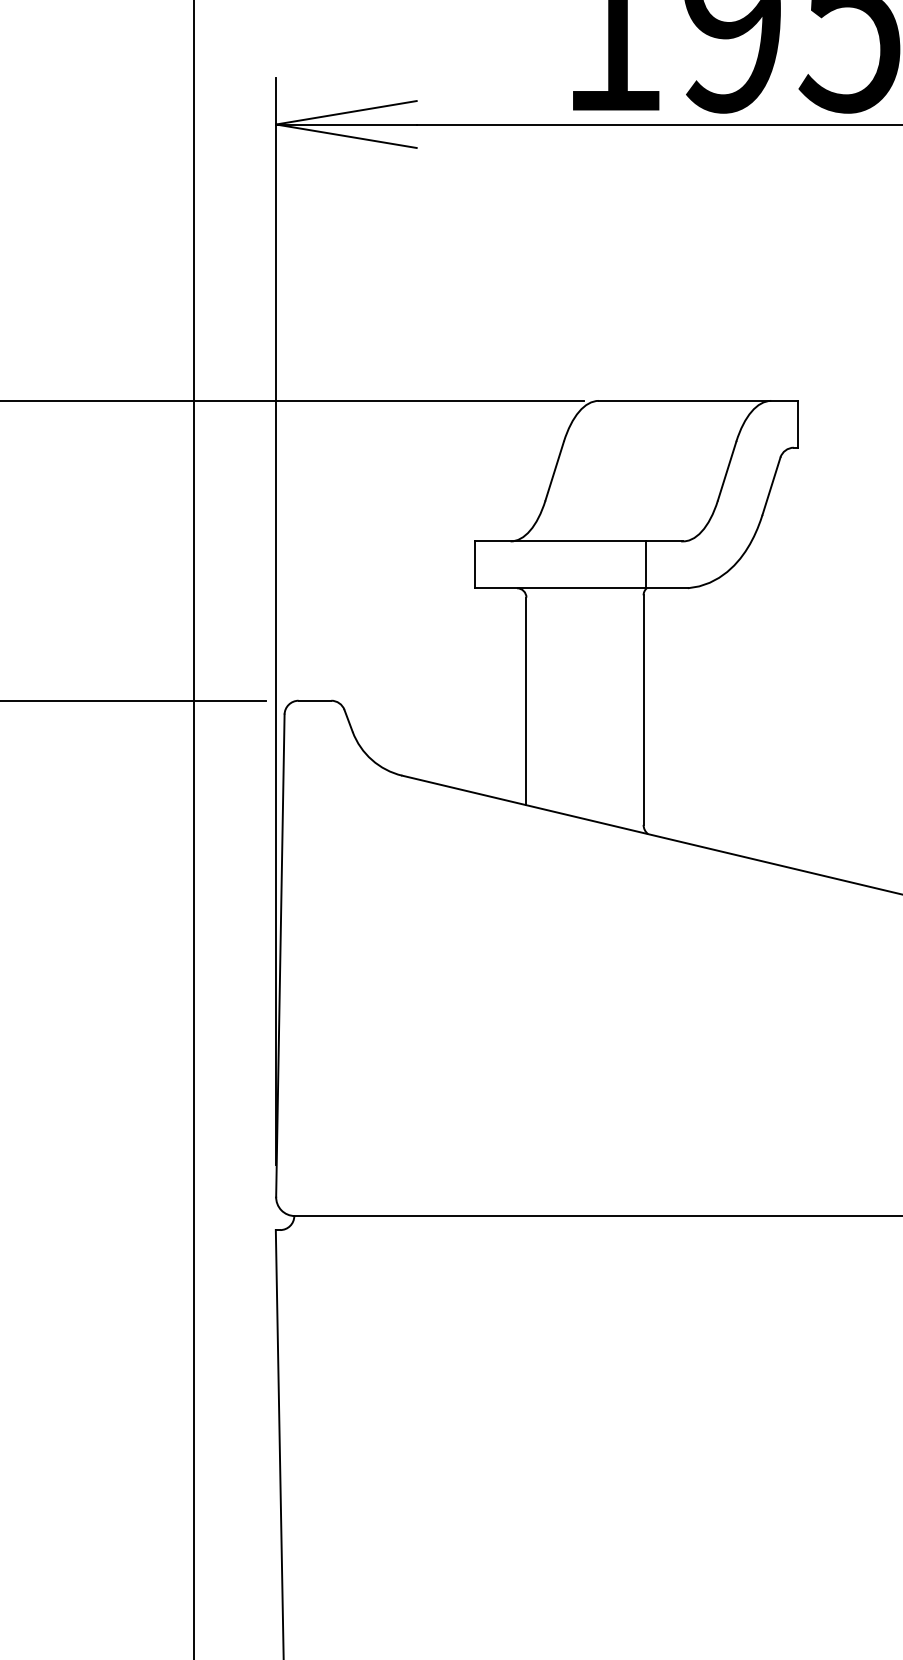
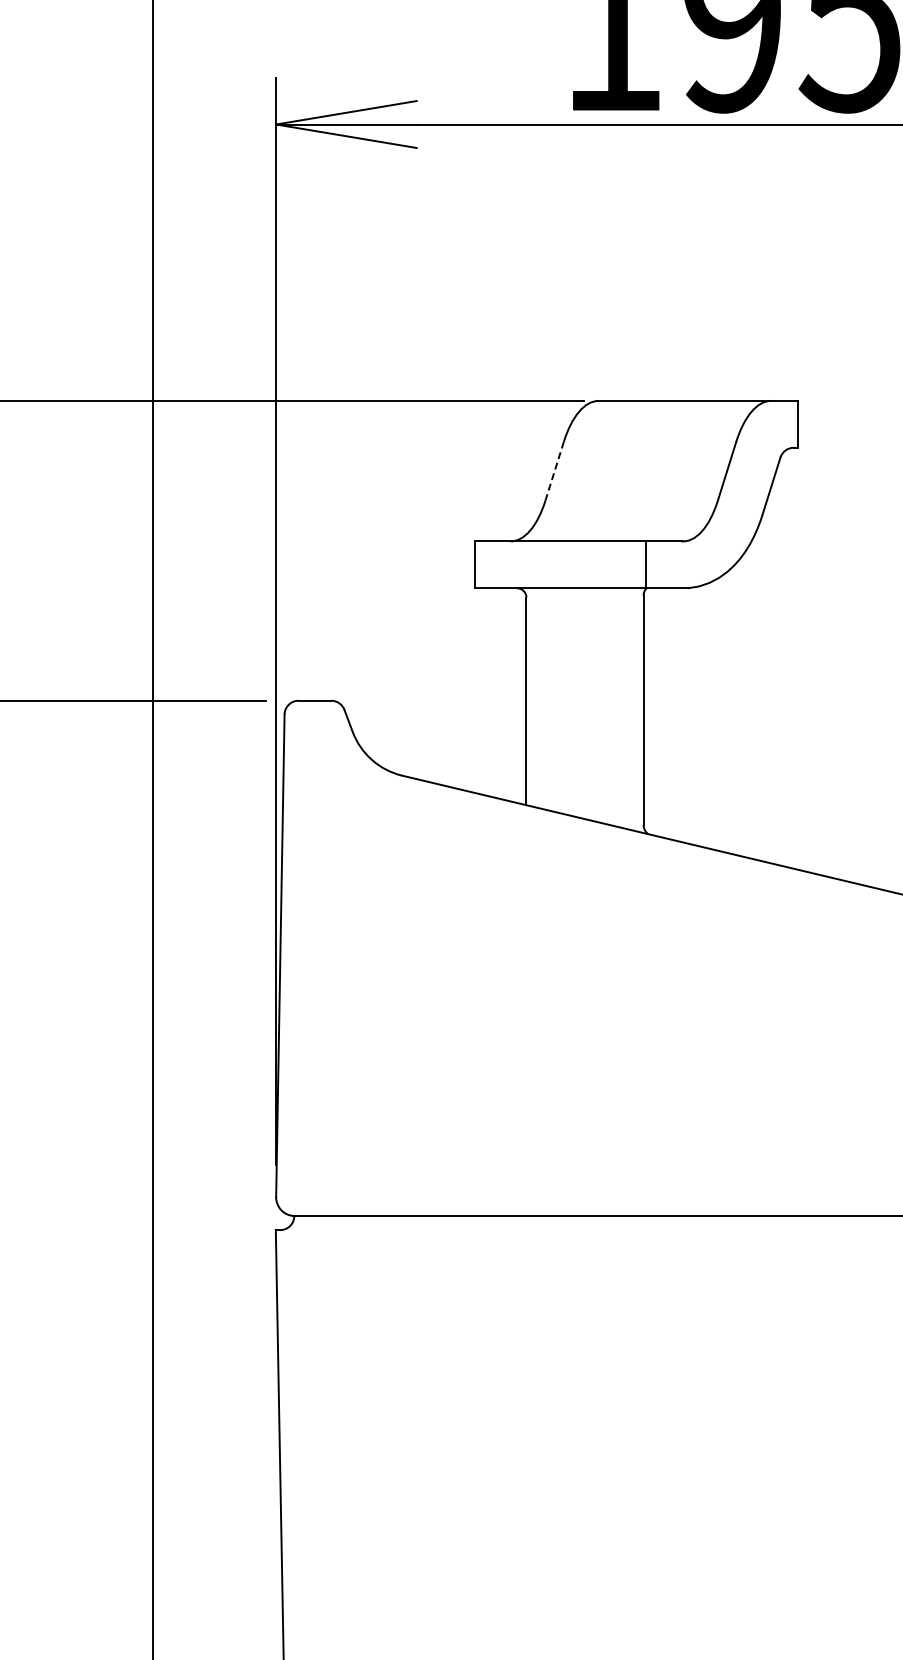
line: solid -> dashed (554, 471)
line position: (193, 829) -> (152, 829) (152, 829)
